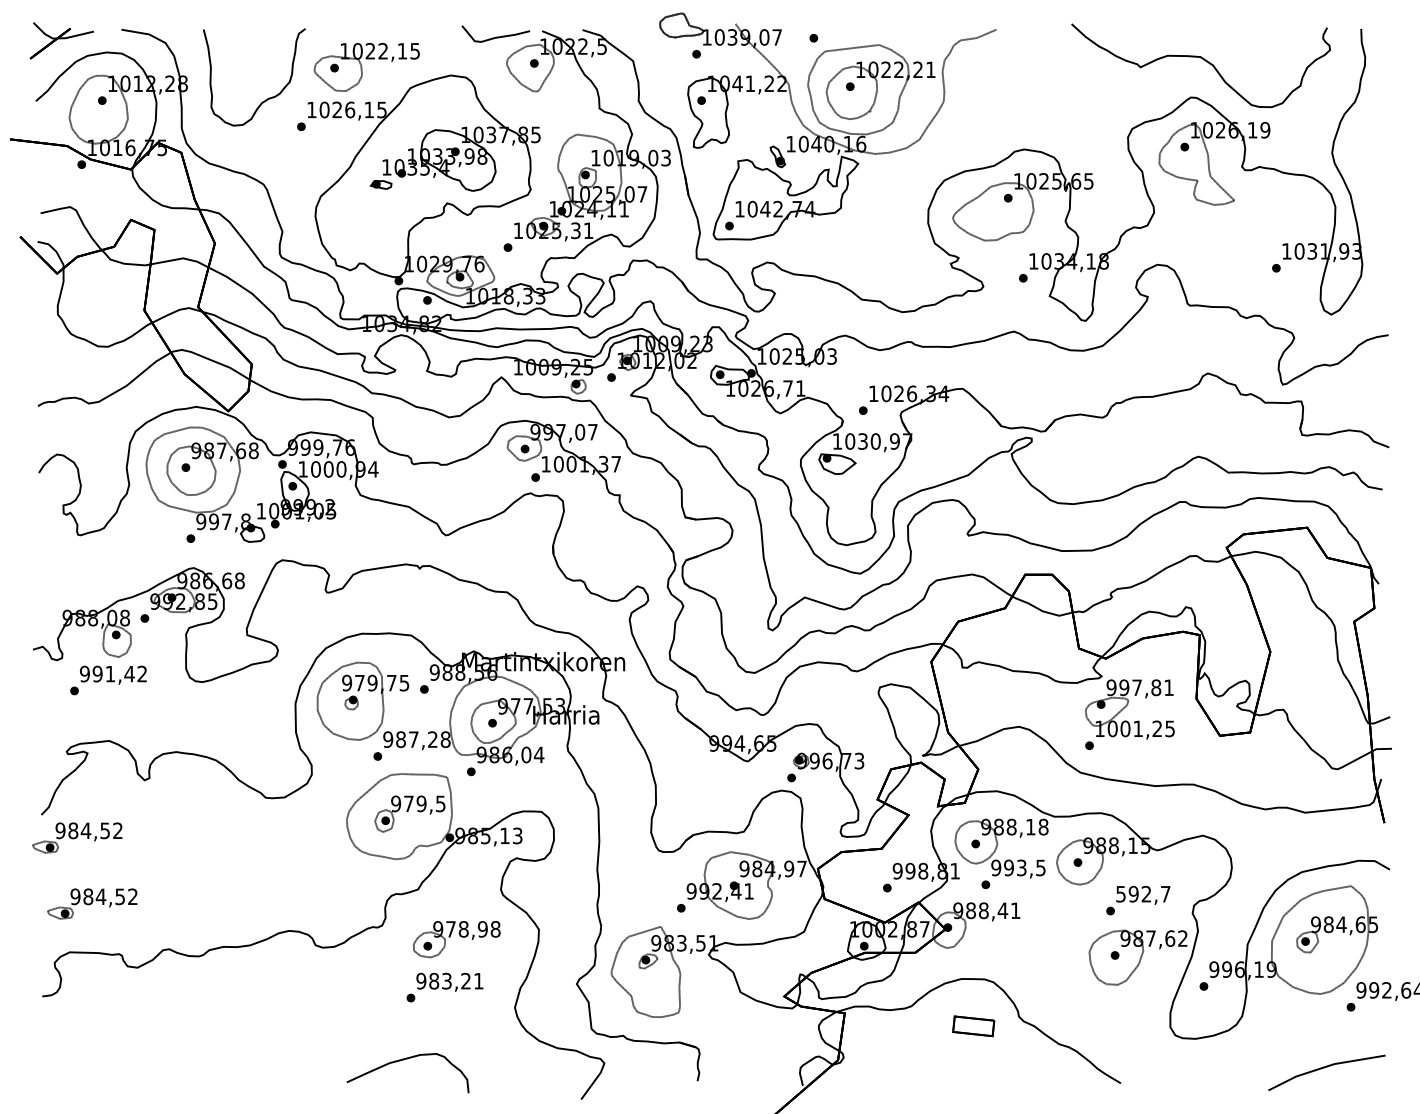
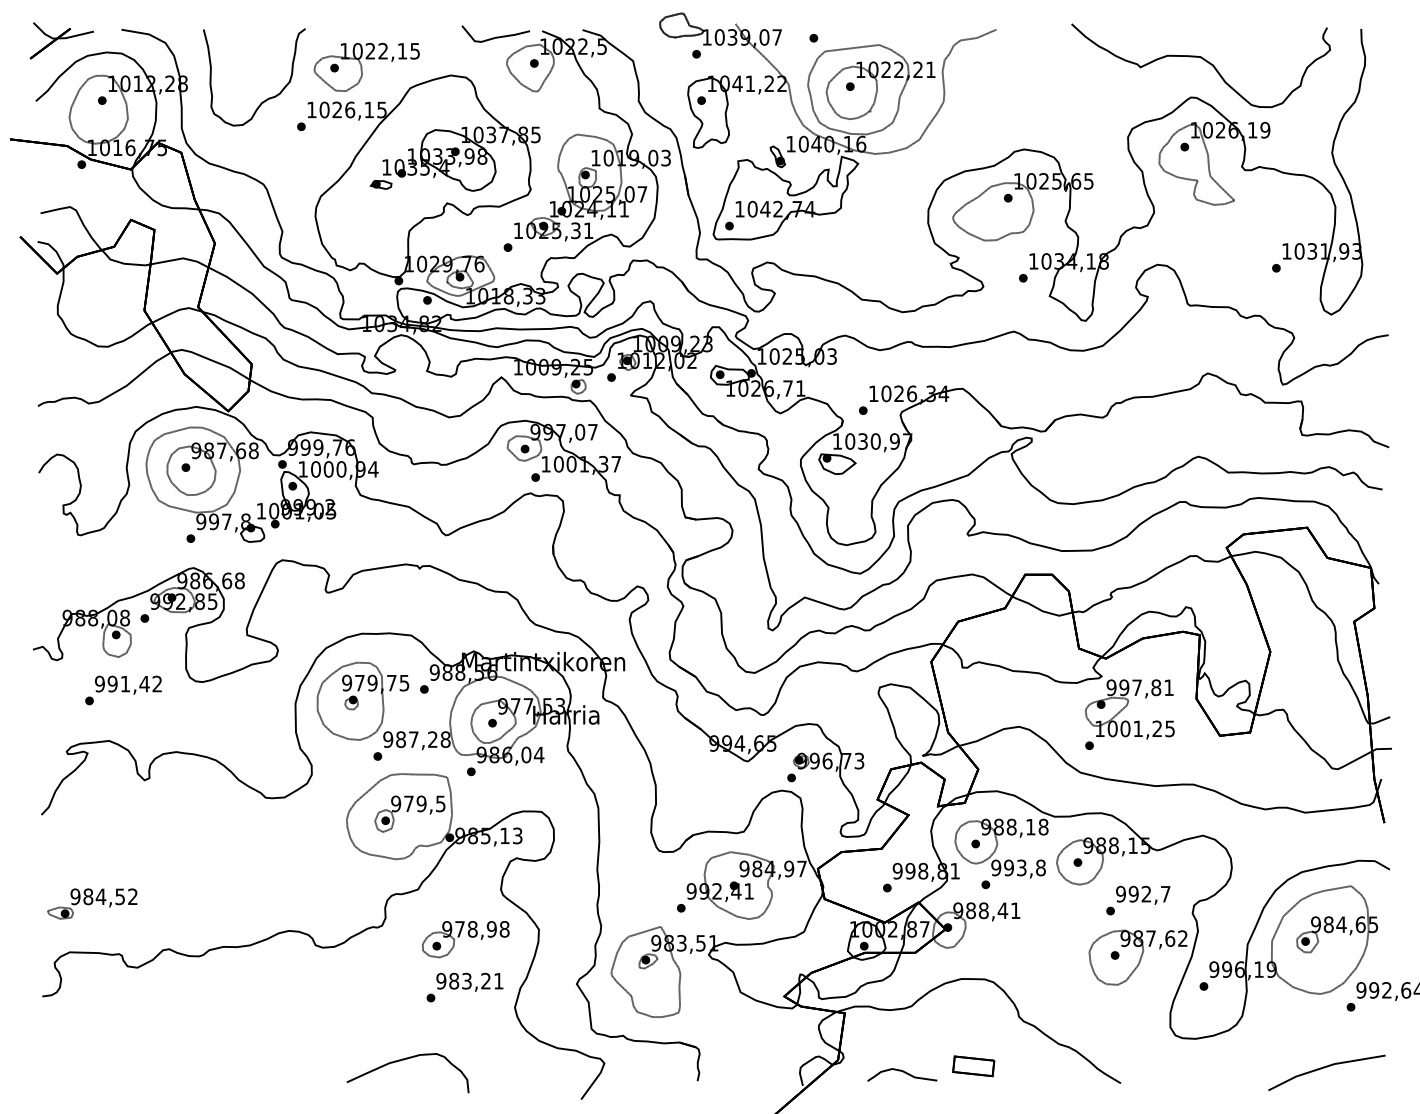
text position: (108, 680) -> (123, 690) (123, 690)
part: present -> none (77, 837)
text: 993,5 -> 993,8 (1040, 867)
text: 592,7 -> 992,7 (1120, 893)
part position: (456, 939) -> (465, 939) (465, 939)
text position: (444, 987) -> (464, 987) (464, 987)
part position: (973, 1026) -> (973, 1066) (973, 1066)
part: none -> present (902, 1074)
